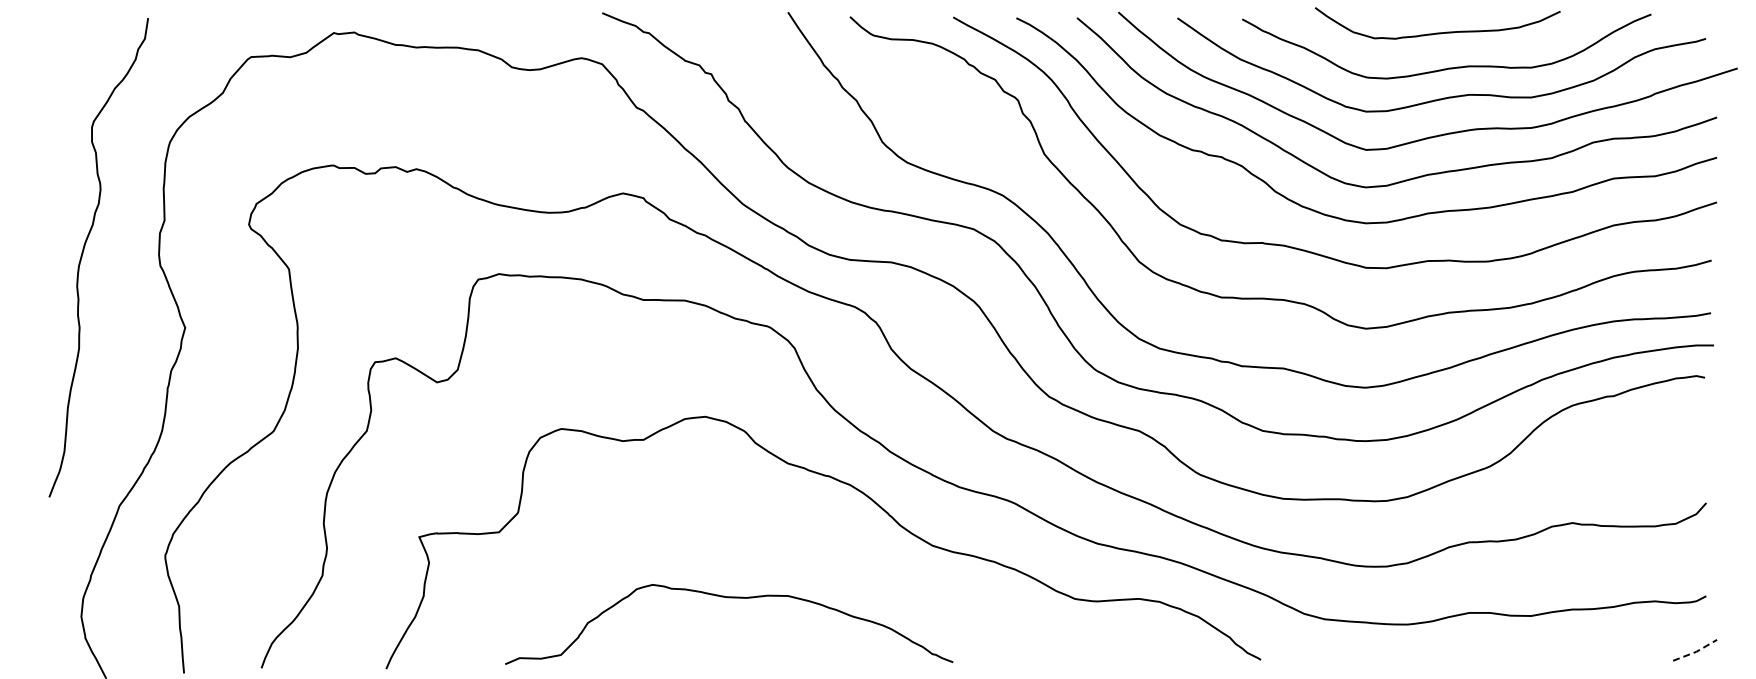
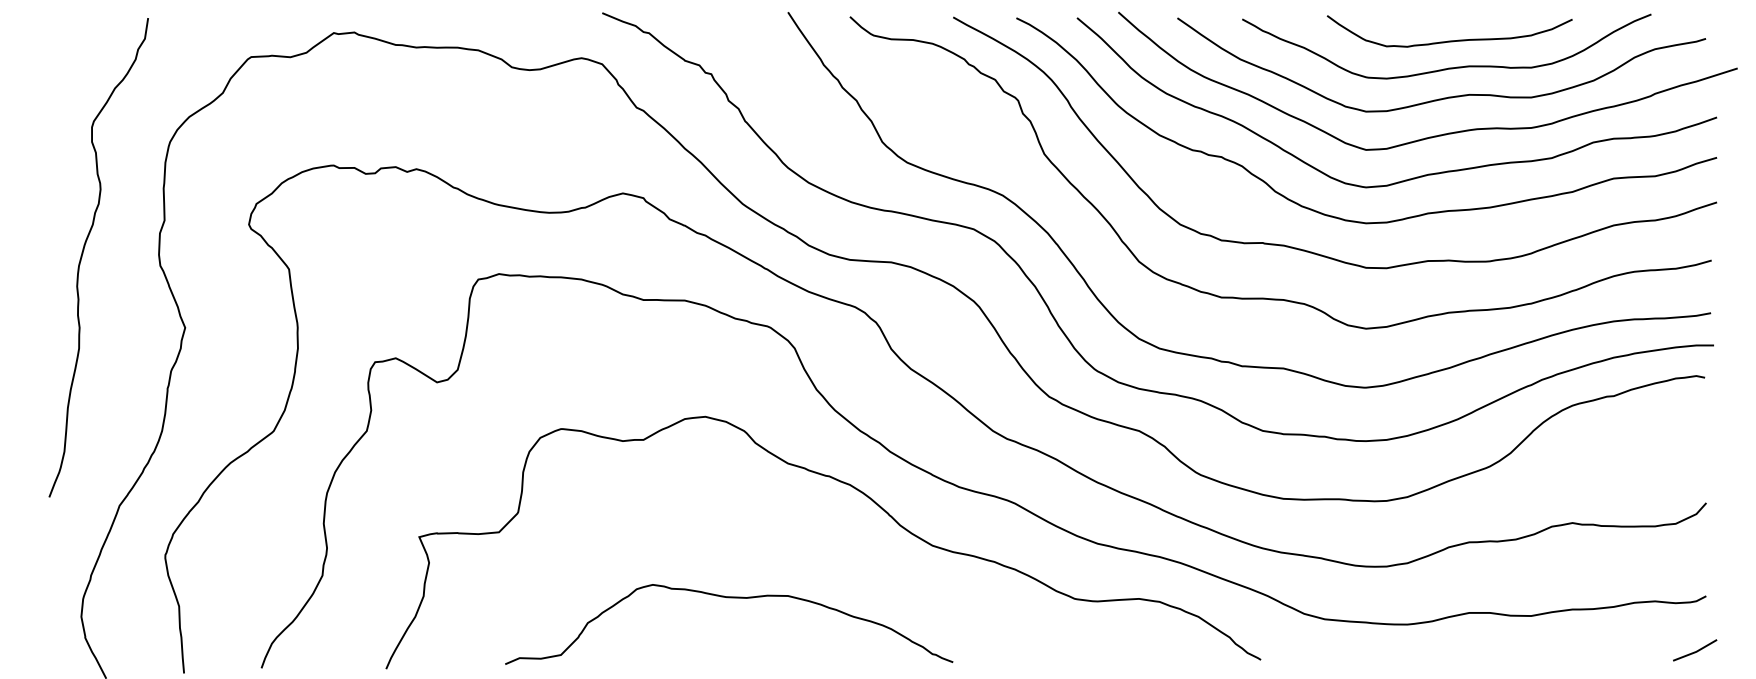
curve position: (1437, 32) -> (1449, 40) (1449, 40)
line: dashed -> solid (1696, 651)
